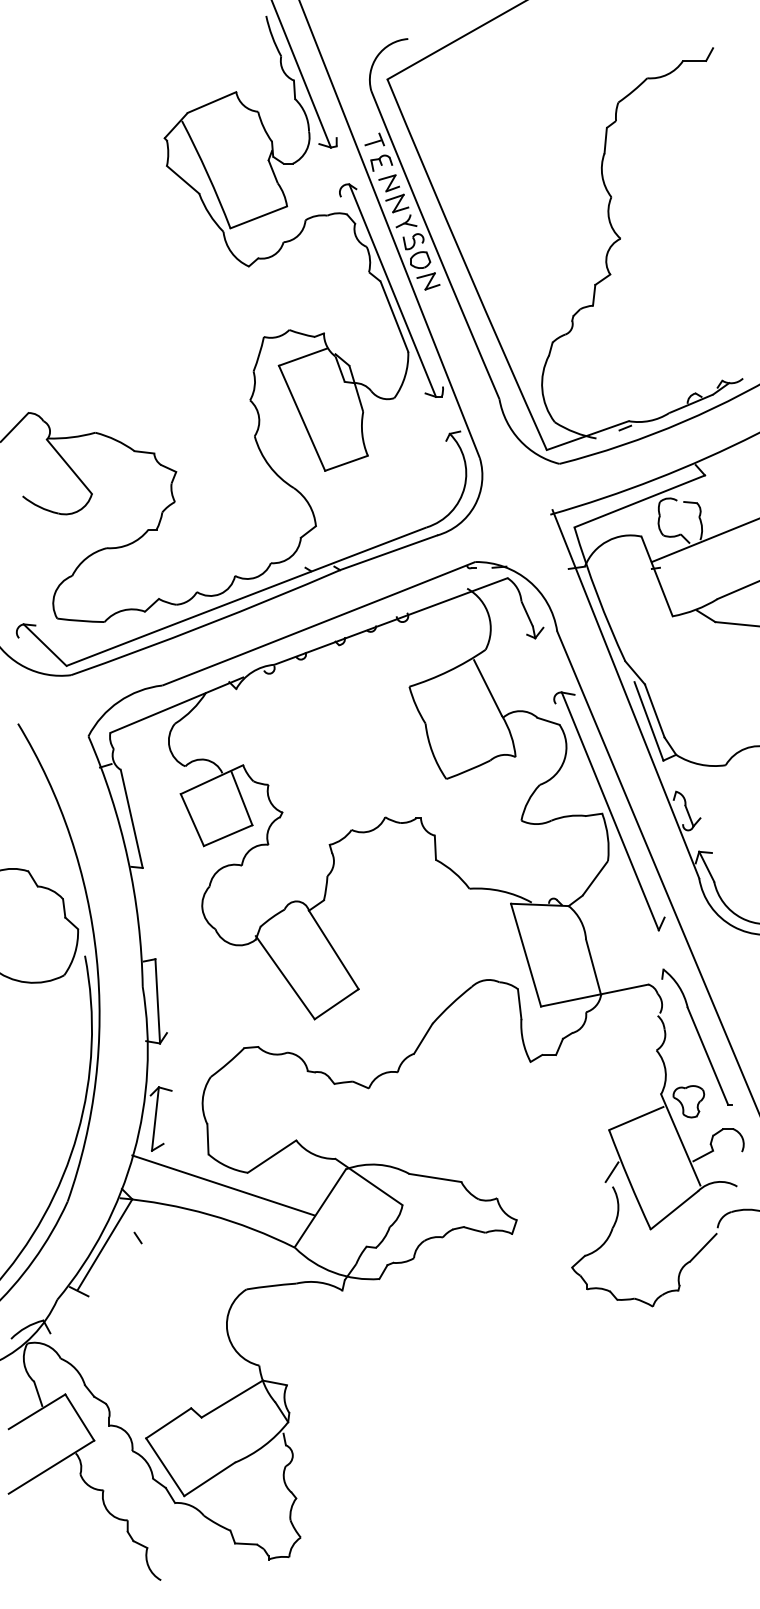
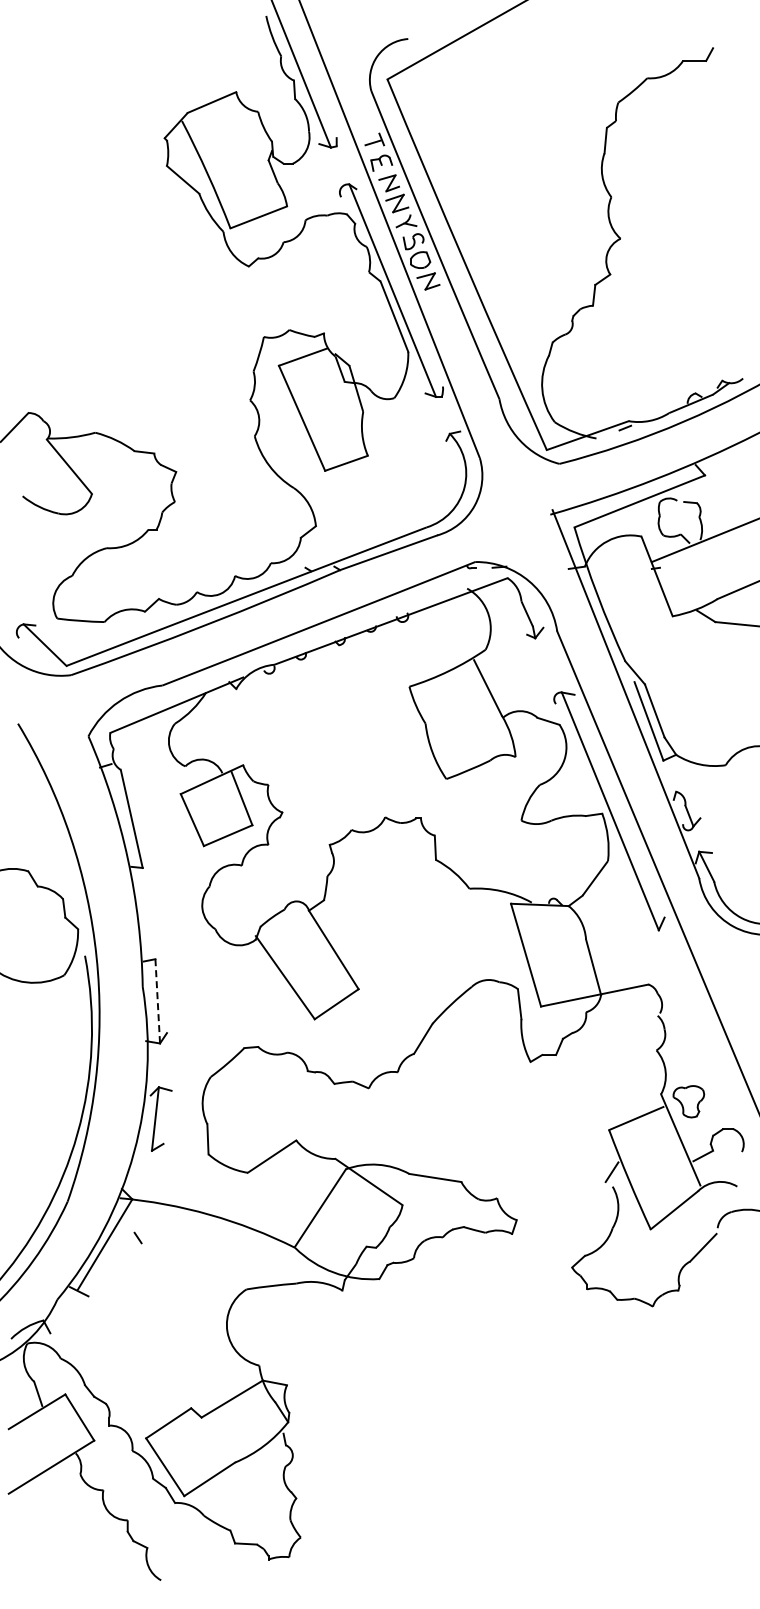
line: solid -> dashed (157, 1001)
part: present -> none (696, 1036)
line: present -> none (223, 1185)
